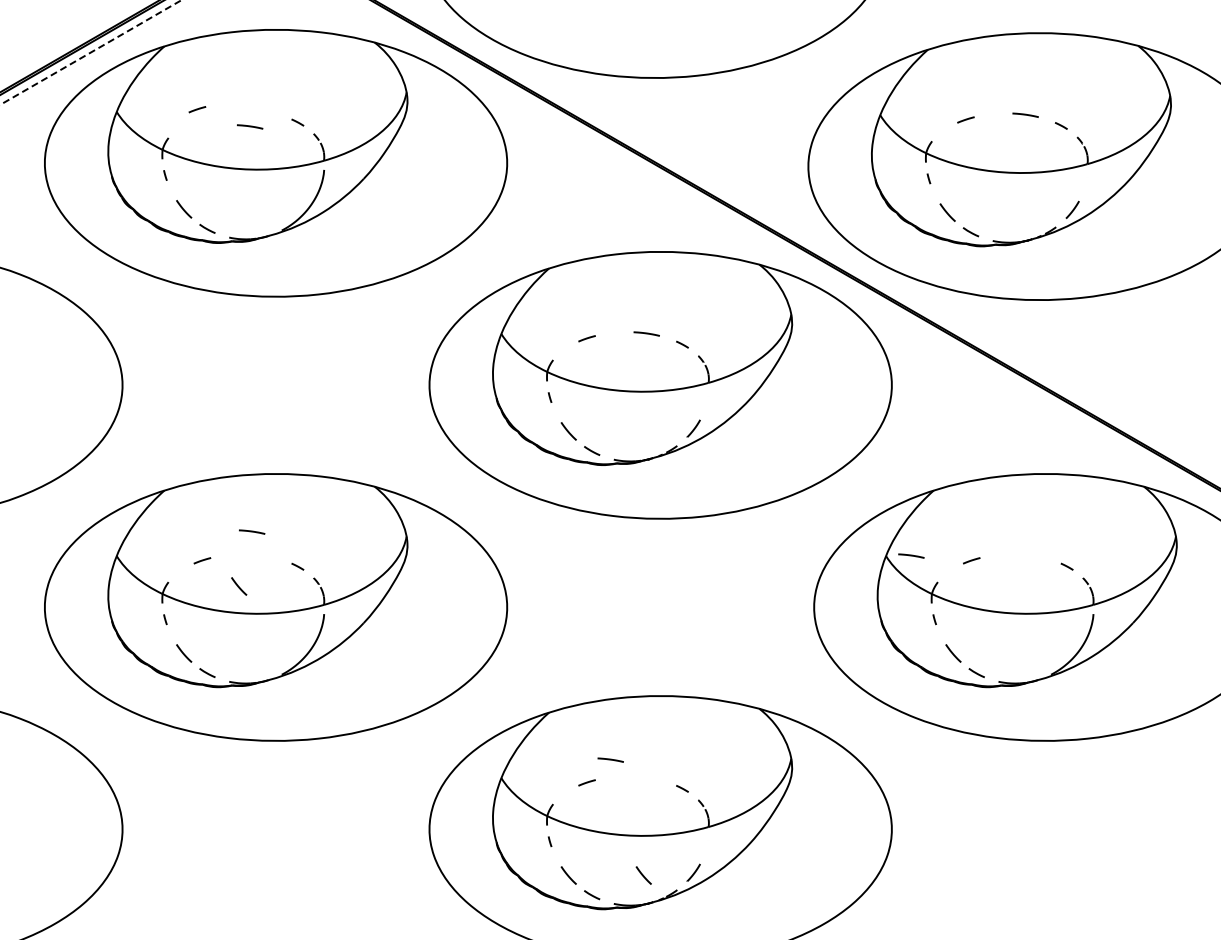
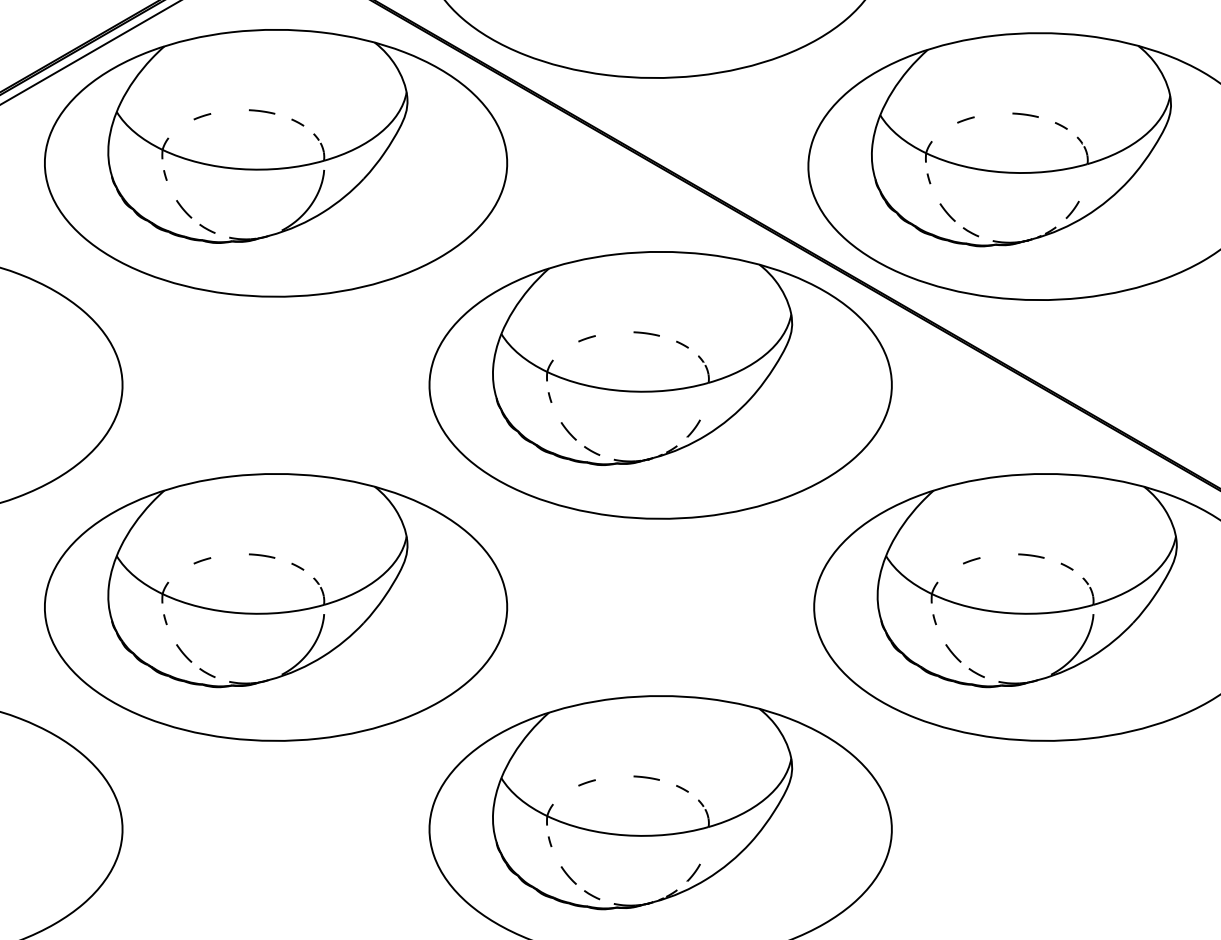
line: dashed -> solid (90, 52)
line position: (197, 109) -> (202, 116) (202, 116)
line position: (250, 126) -> (262, 111) (262, 111)
line position: (252, 531) -> (262, 555) (262, 555)
line position: (911, 555) -> (1031, 555) (1031, 555)
line: present -> none (239, 586)
line position: (610, 759) -> (646, 777) (646, 777)
line: present -> none (643, 875)
